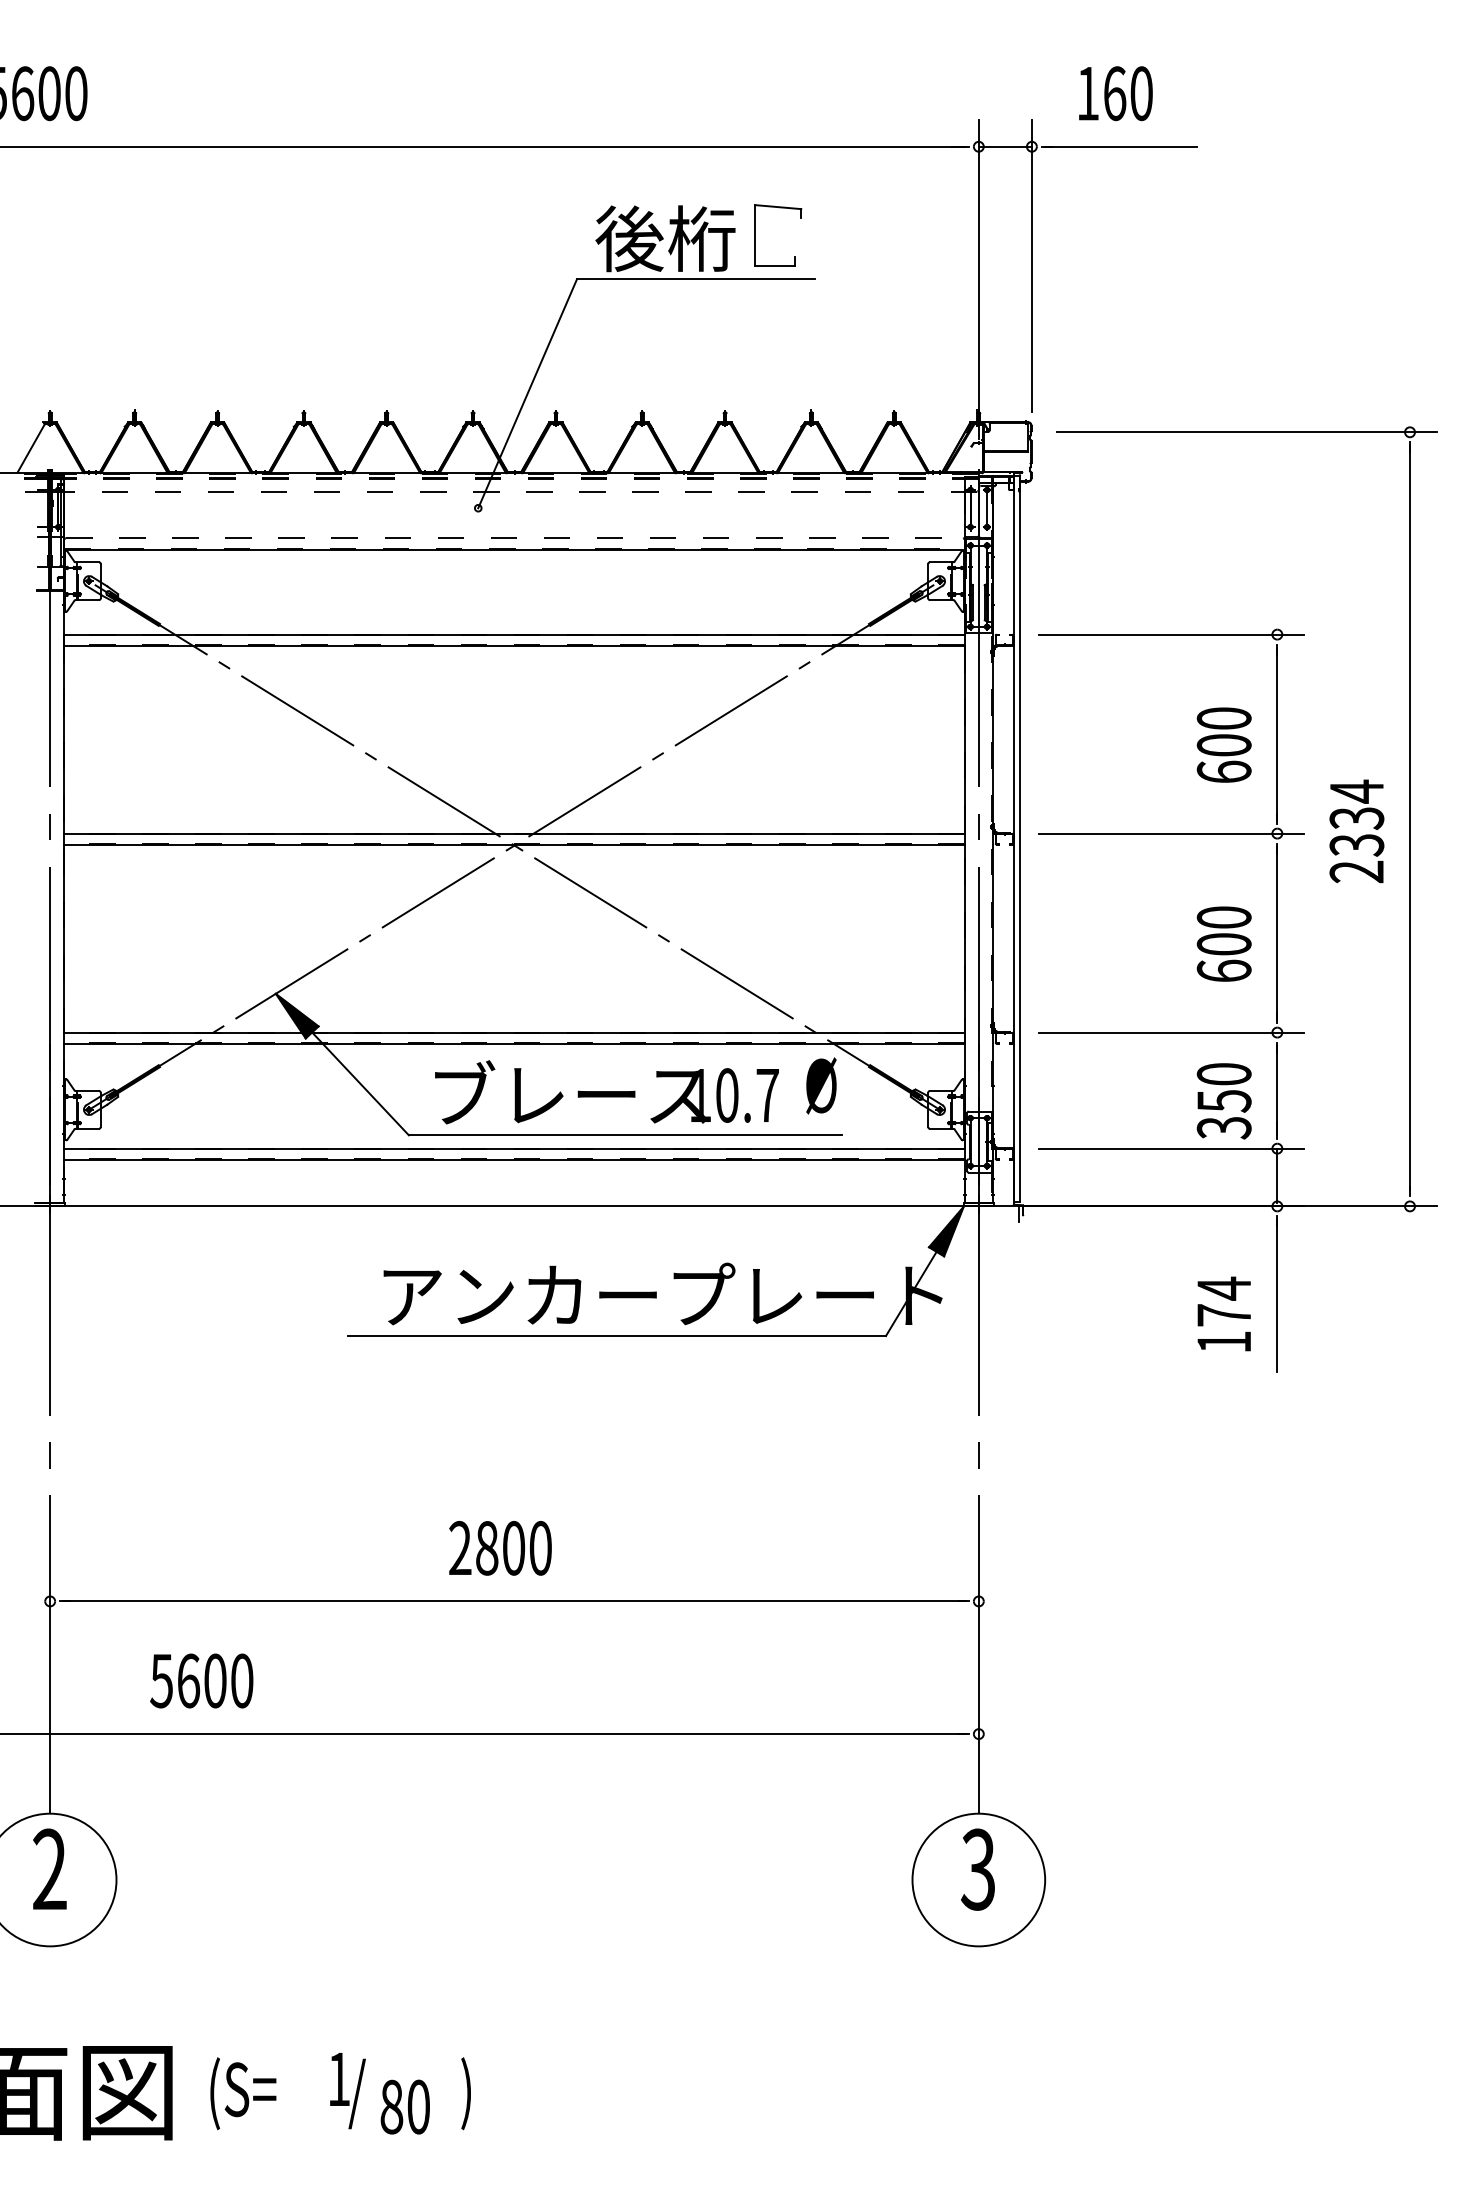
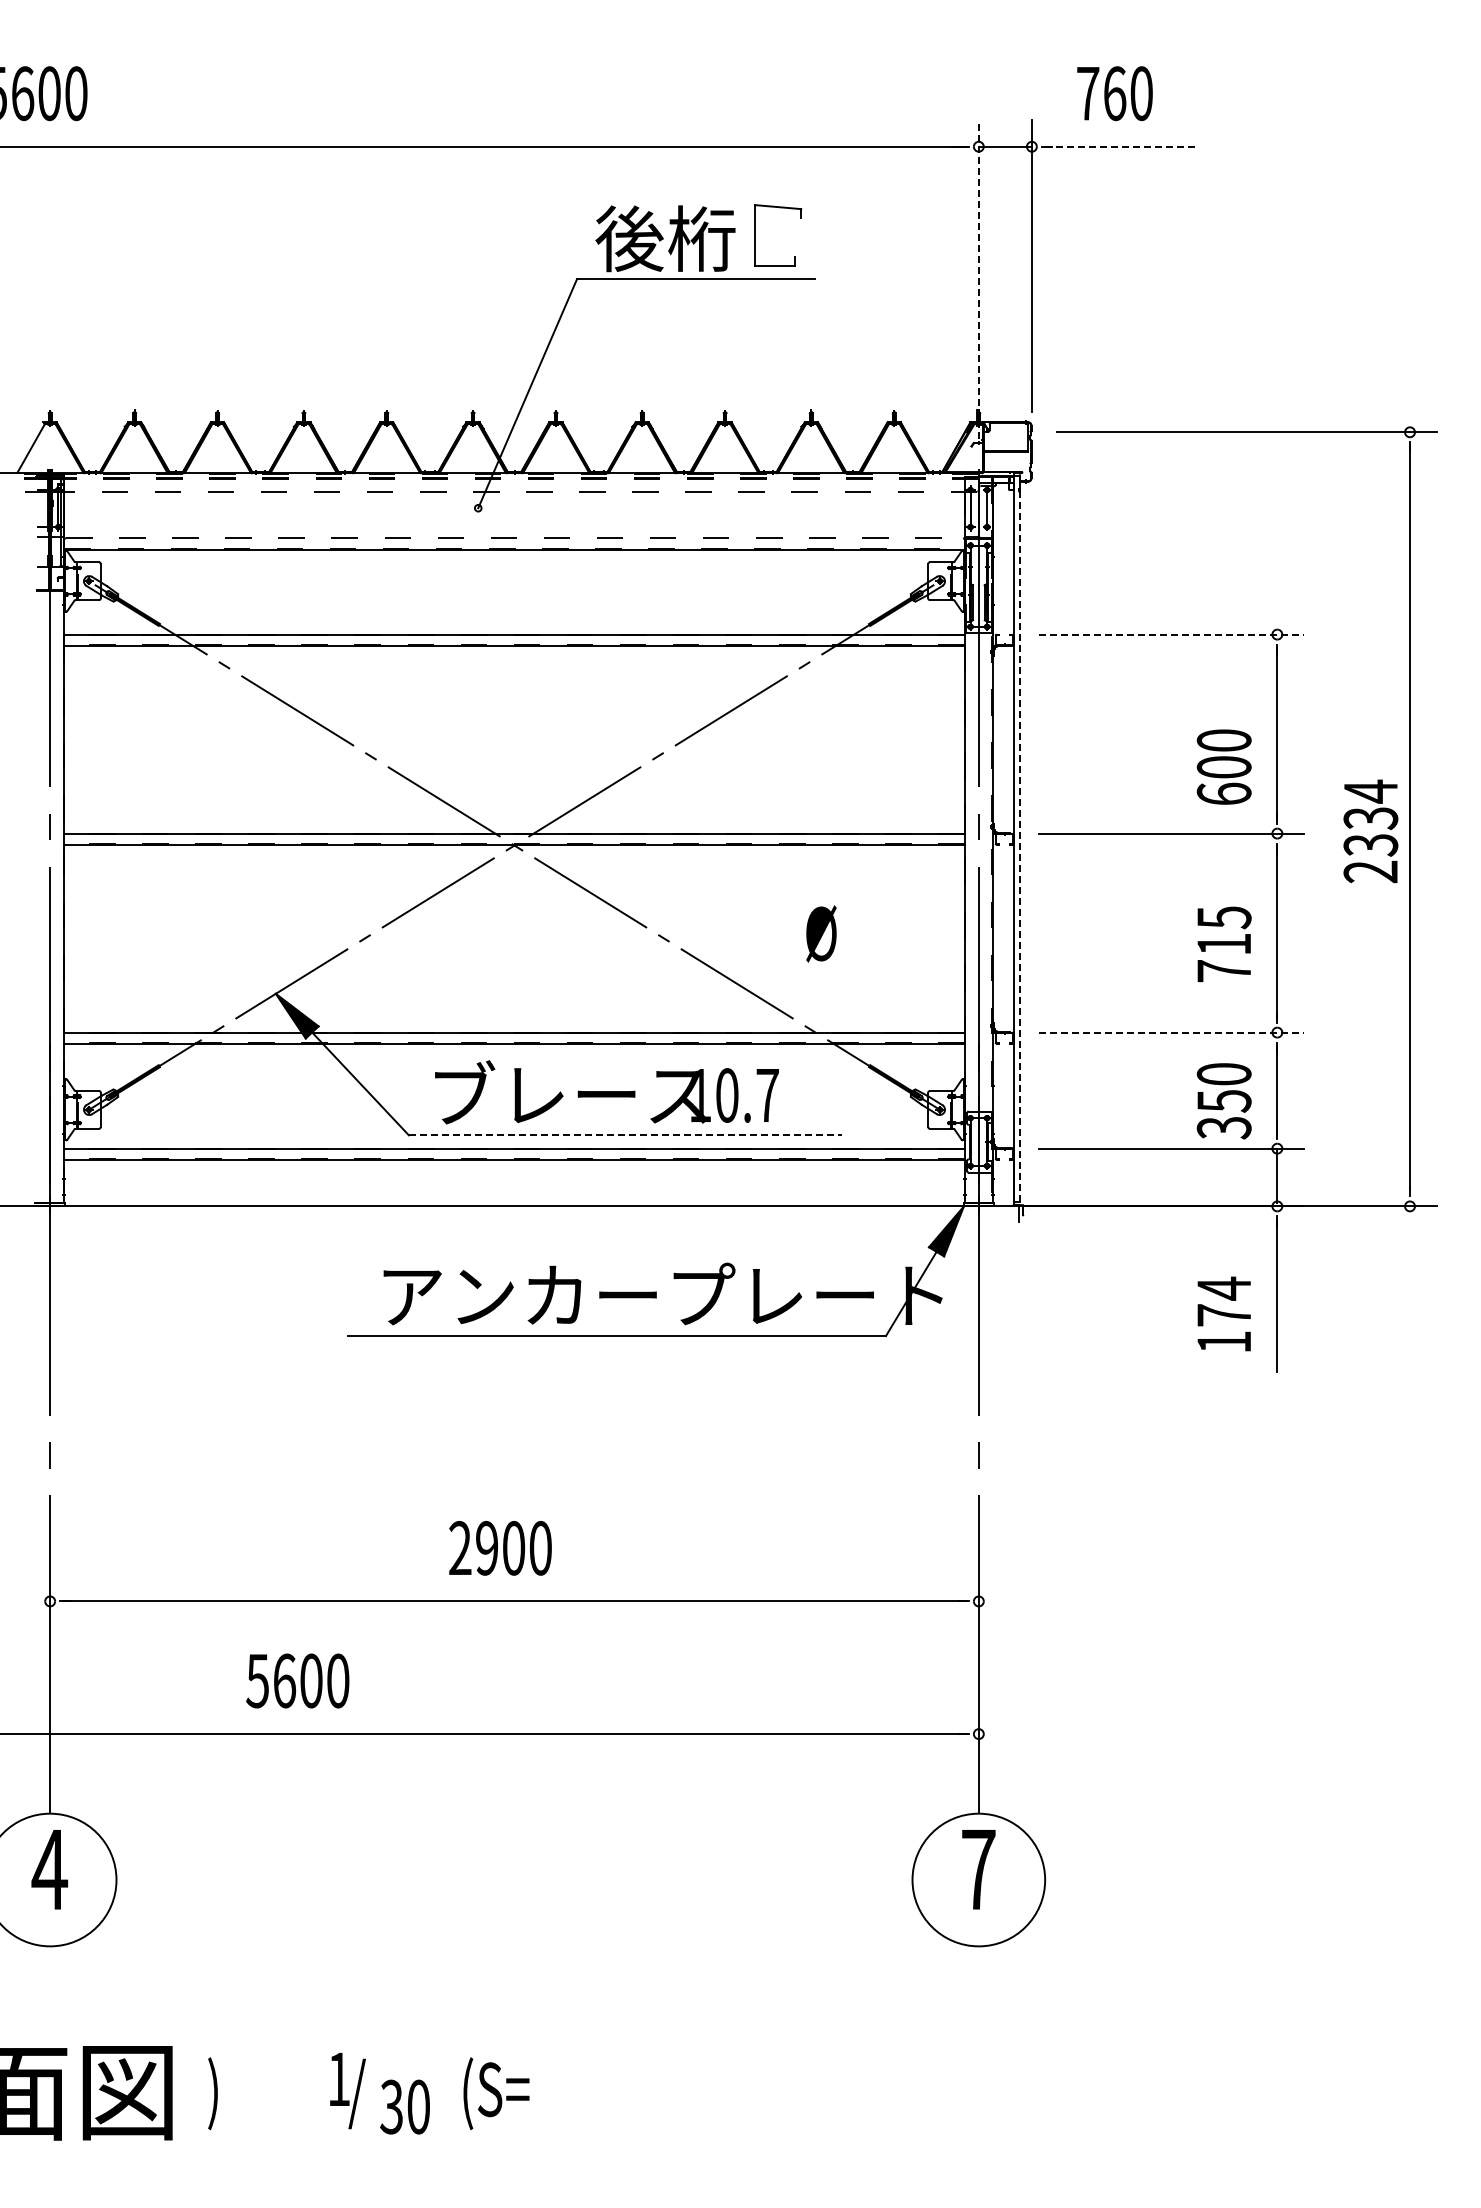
text: 160 -> 760 (1088, 93)
line: solid -> dashed (1121, 146)
line: solid -> dashed (978, 279)
line: solid -> dashed (1171, 634)
text position: (1223, 744) -> (1223, 766) (1223, 766)
text position: (1356, 831) -> (1370, 831) (1370, 831)
line: solid -> dashed (1020, 839)
text: 600 -> 715 (1223, 944)
line: solid -> dashed (1171, 1032)
text position: (821, 1085) -> (821, 933) (821, 933)
line: solid -> dashed (625, 1135)
text: 2800 -> 2900 (487, 1548)
text position: (201, 1680) -> (297, 1680) (297, 1680)
text: 2 -> 4 (49, 1868)
text: 3 -> 7 (978, 1869)
text: (S= -> ) (242, 2093)
text: ) -> (S= (495, 2093)
text: 80 -> 30 (391, 2106)
